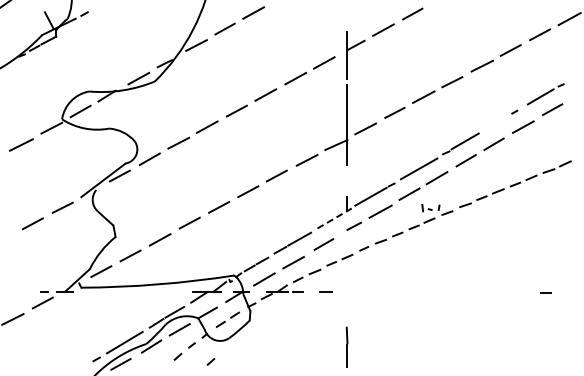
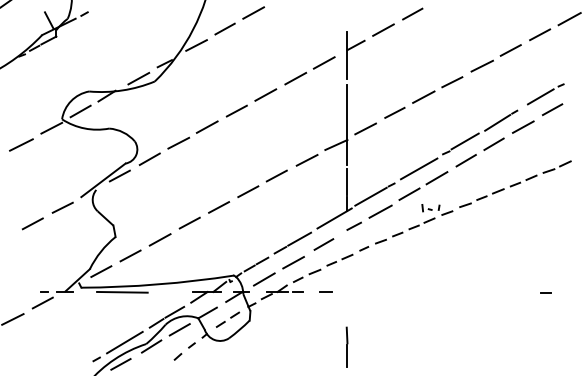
line: none -> present (497, 122)
line: none -> present (347, 181)
line: dashed -> solid (334, 218)
line: none -> present (122, 291)
line: present -> none (210, 361)
